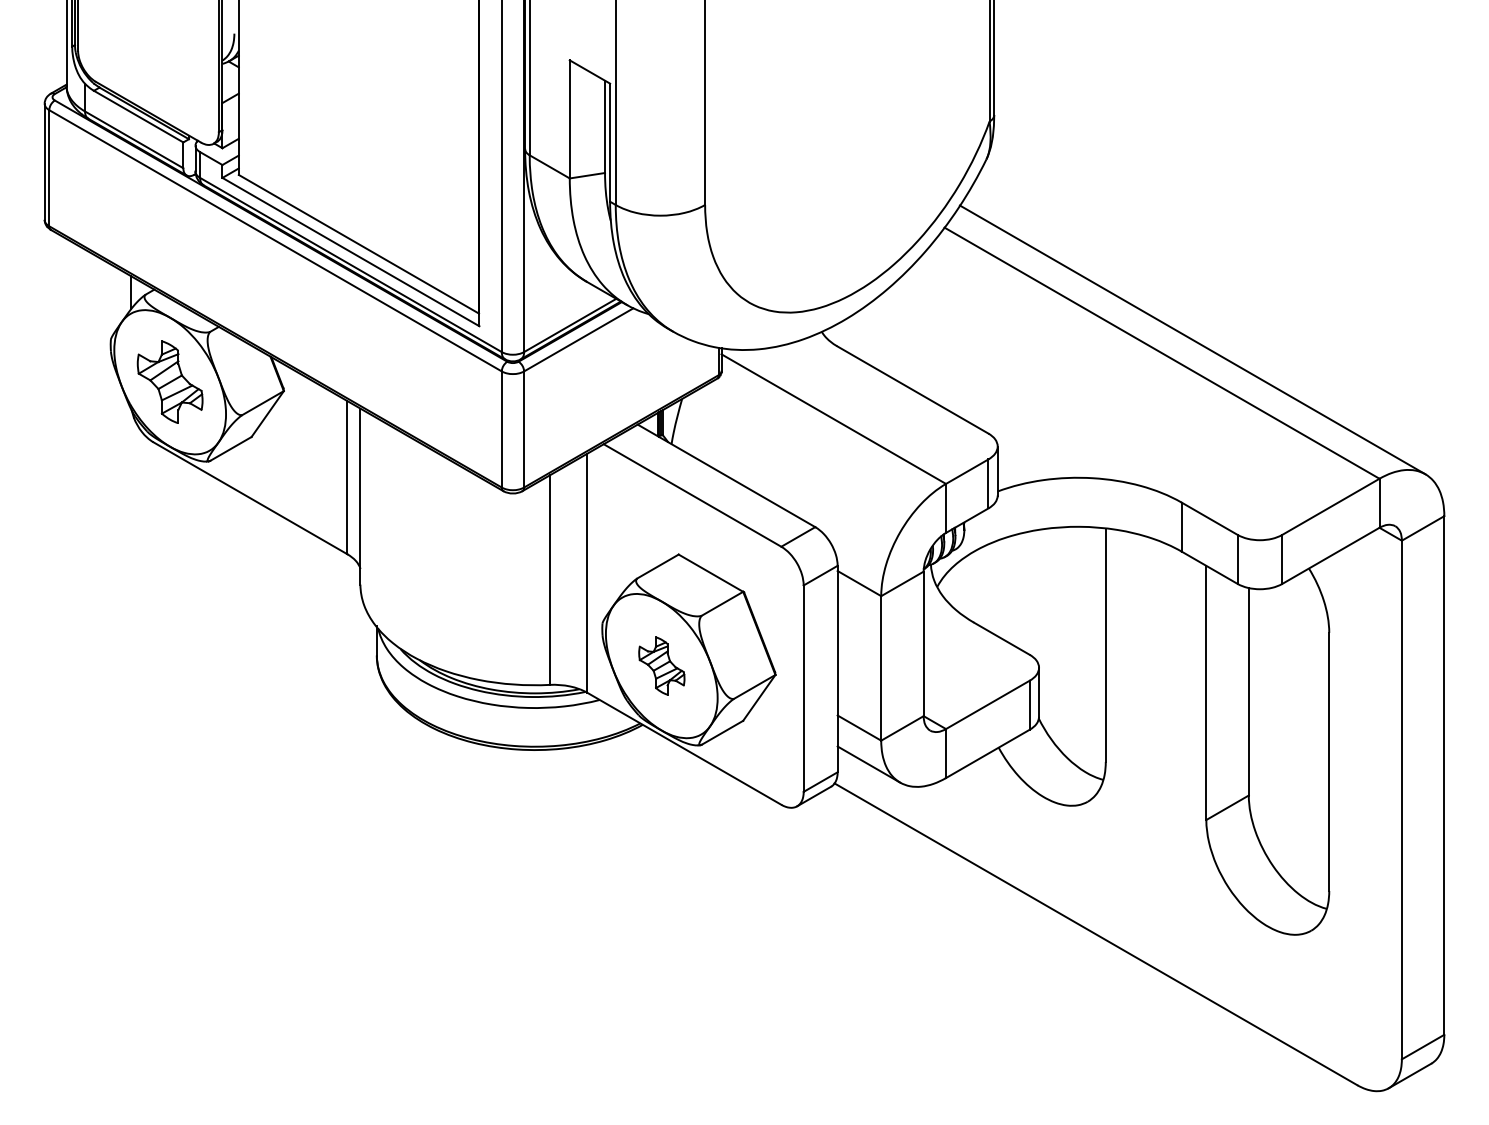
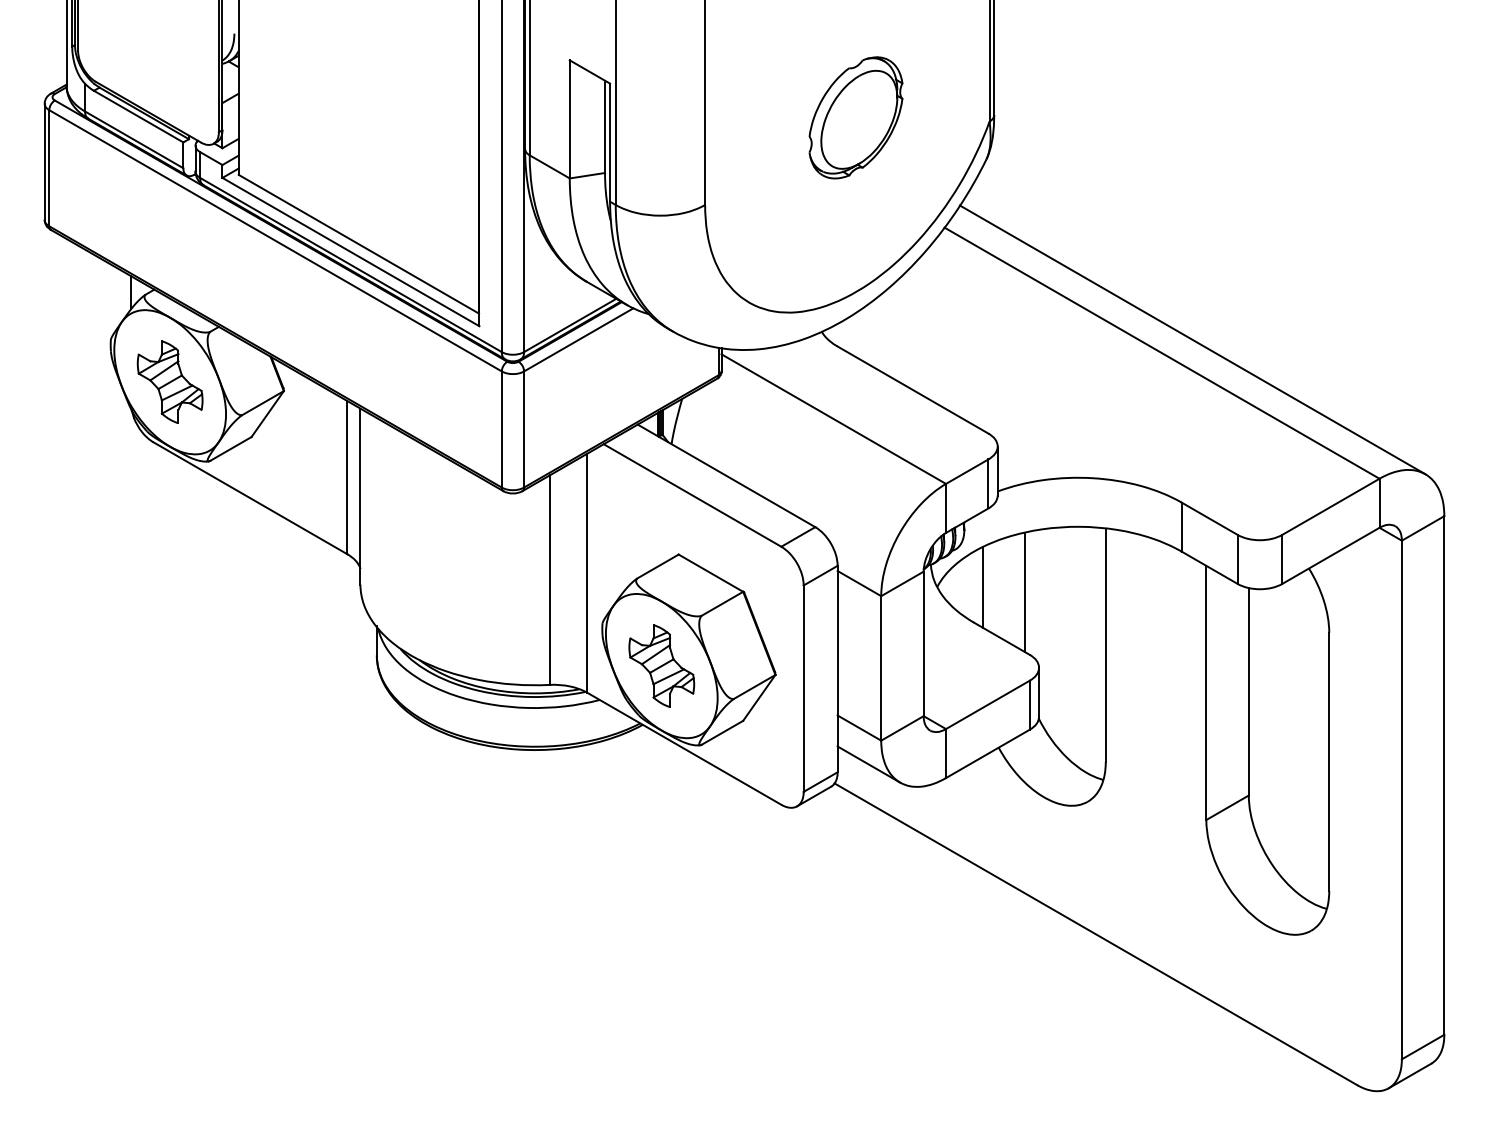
part: none -> present (855, 117)
line: none -> present (982, 587)
line: none -> present (1025, 592)
part size: 48x60 px -> 68x84 px (661, 665)
